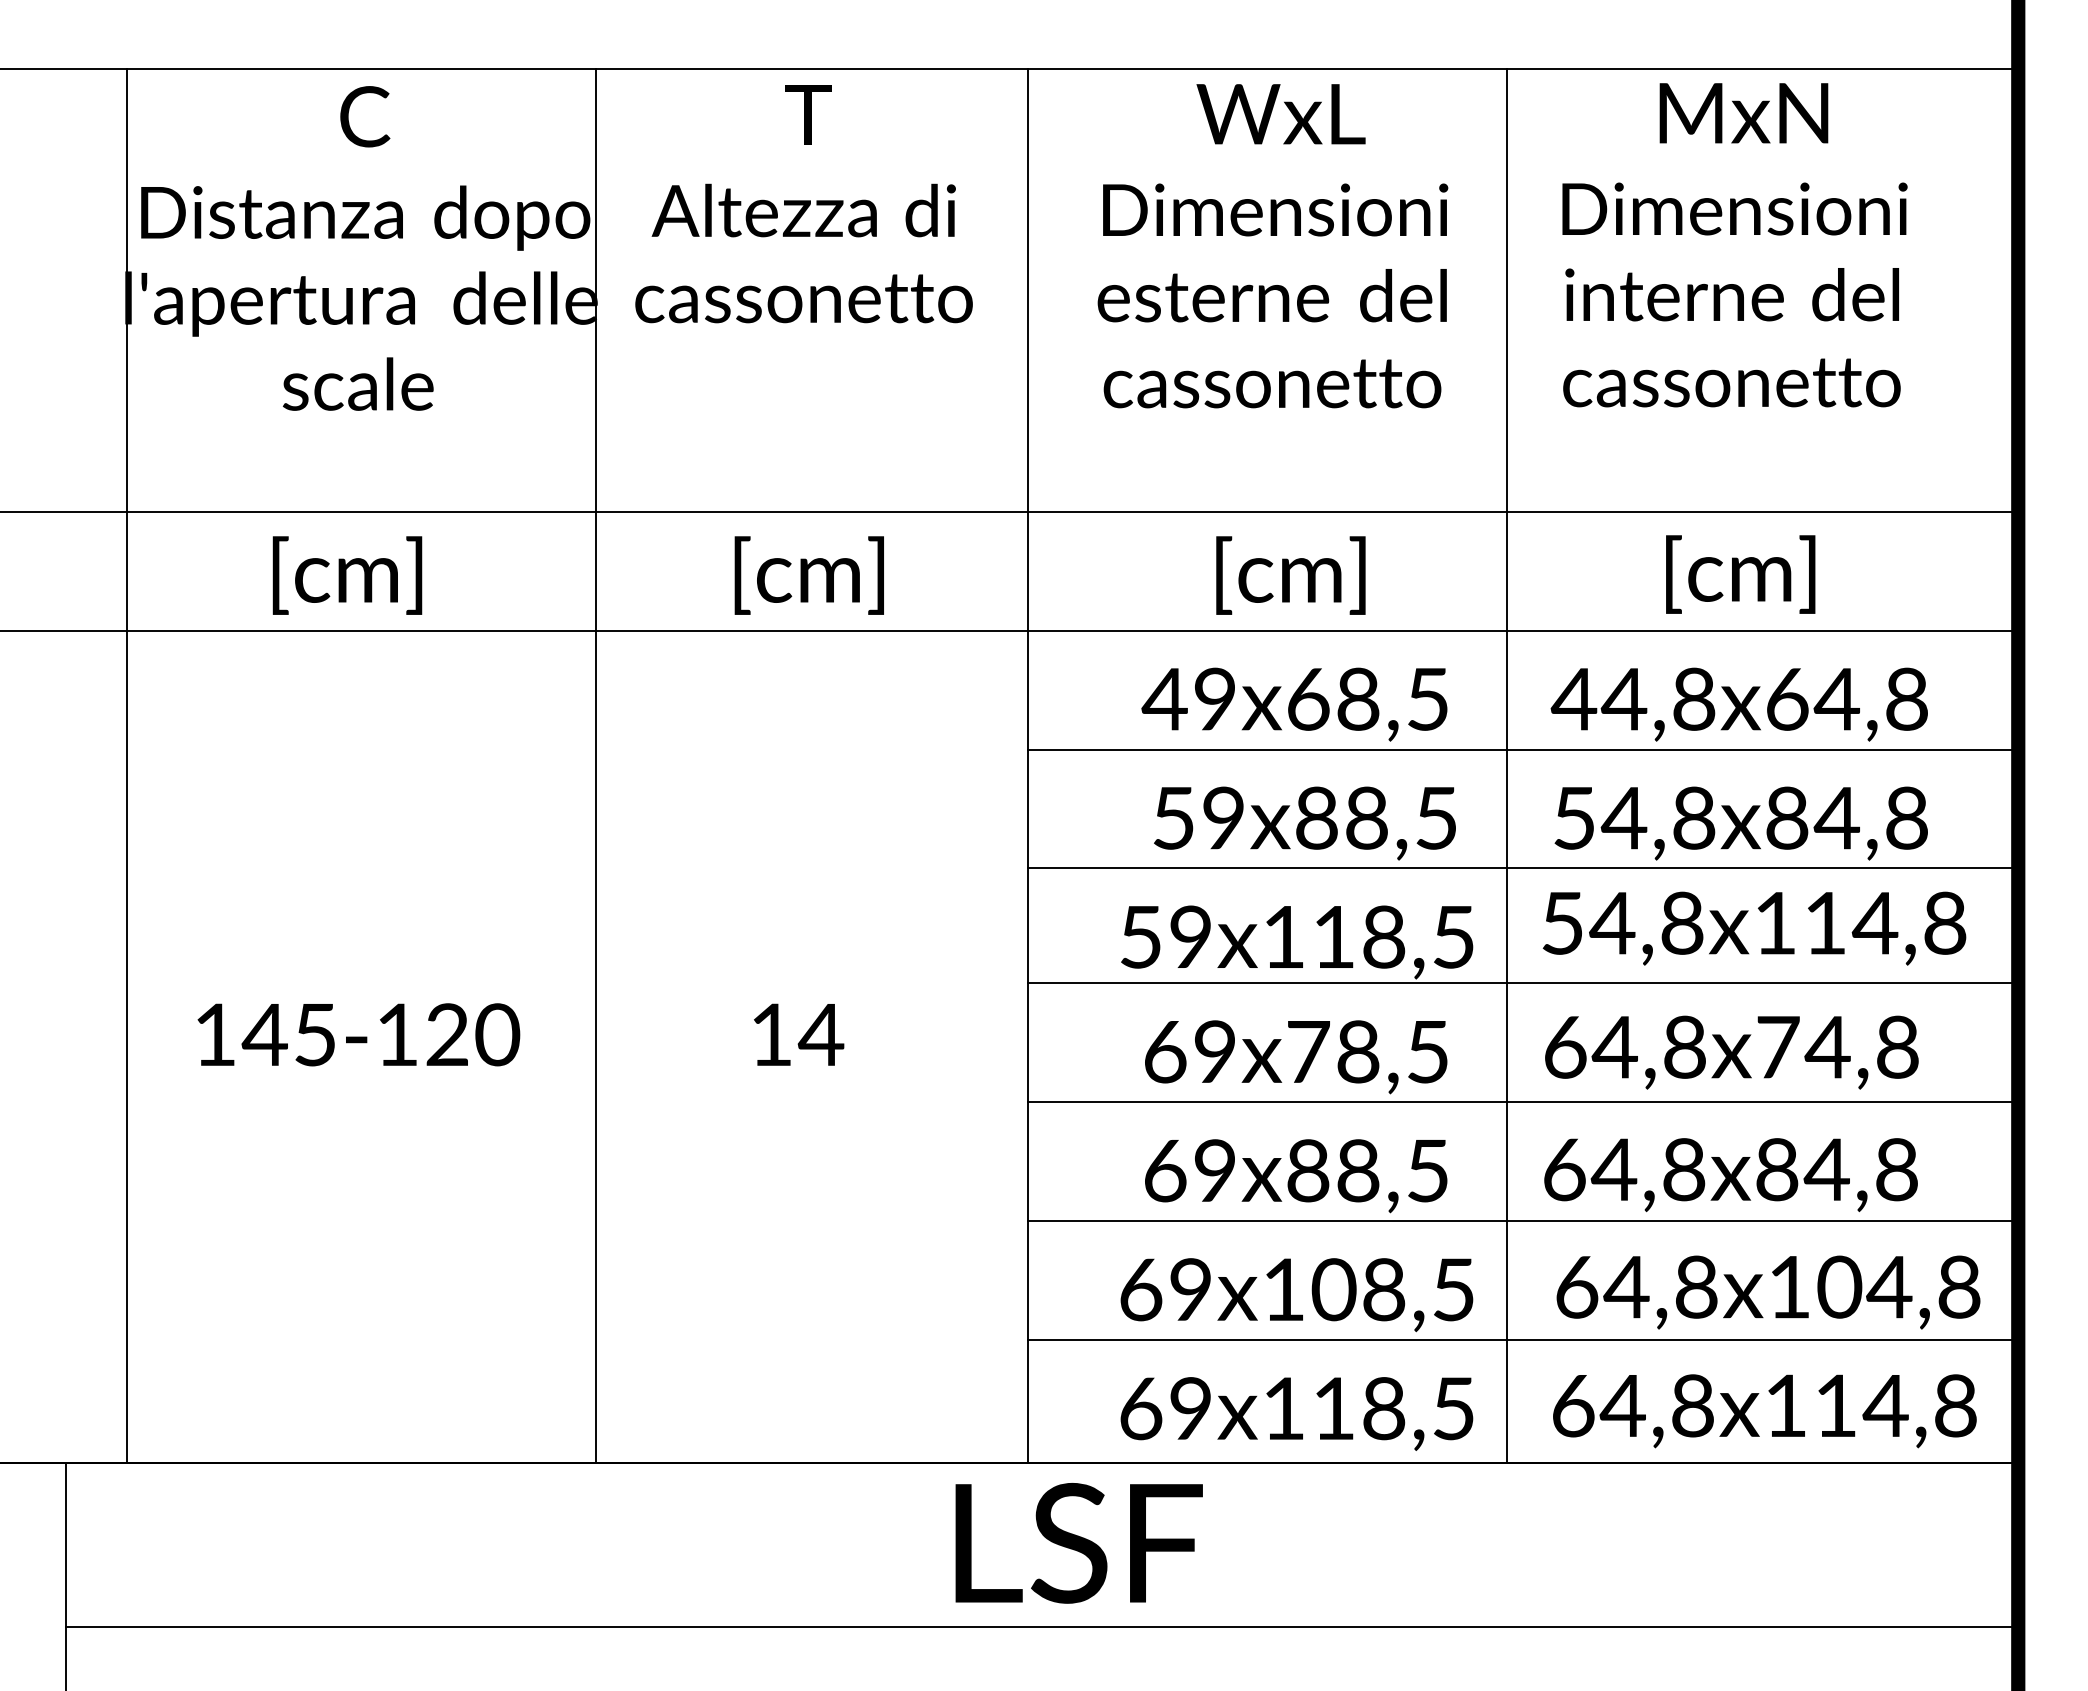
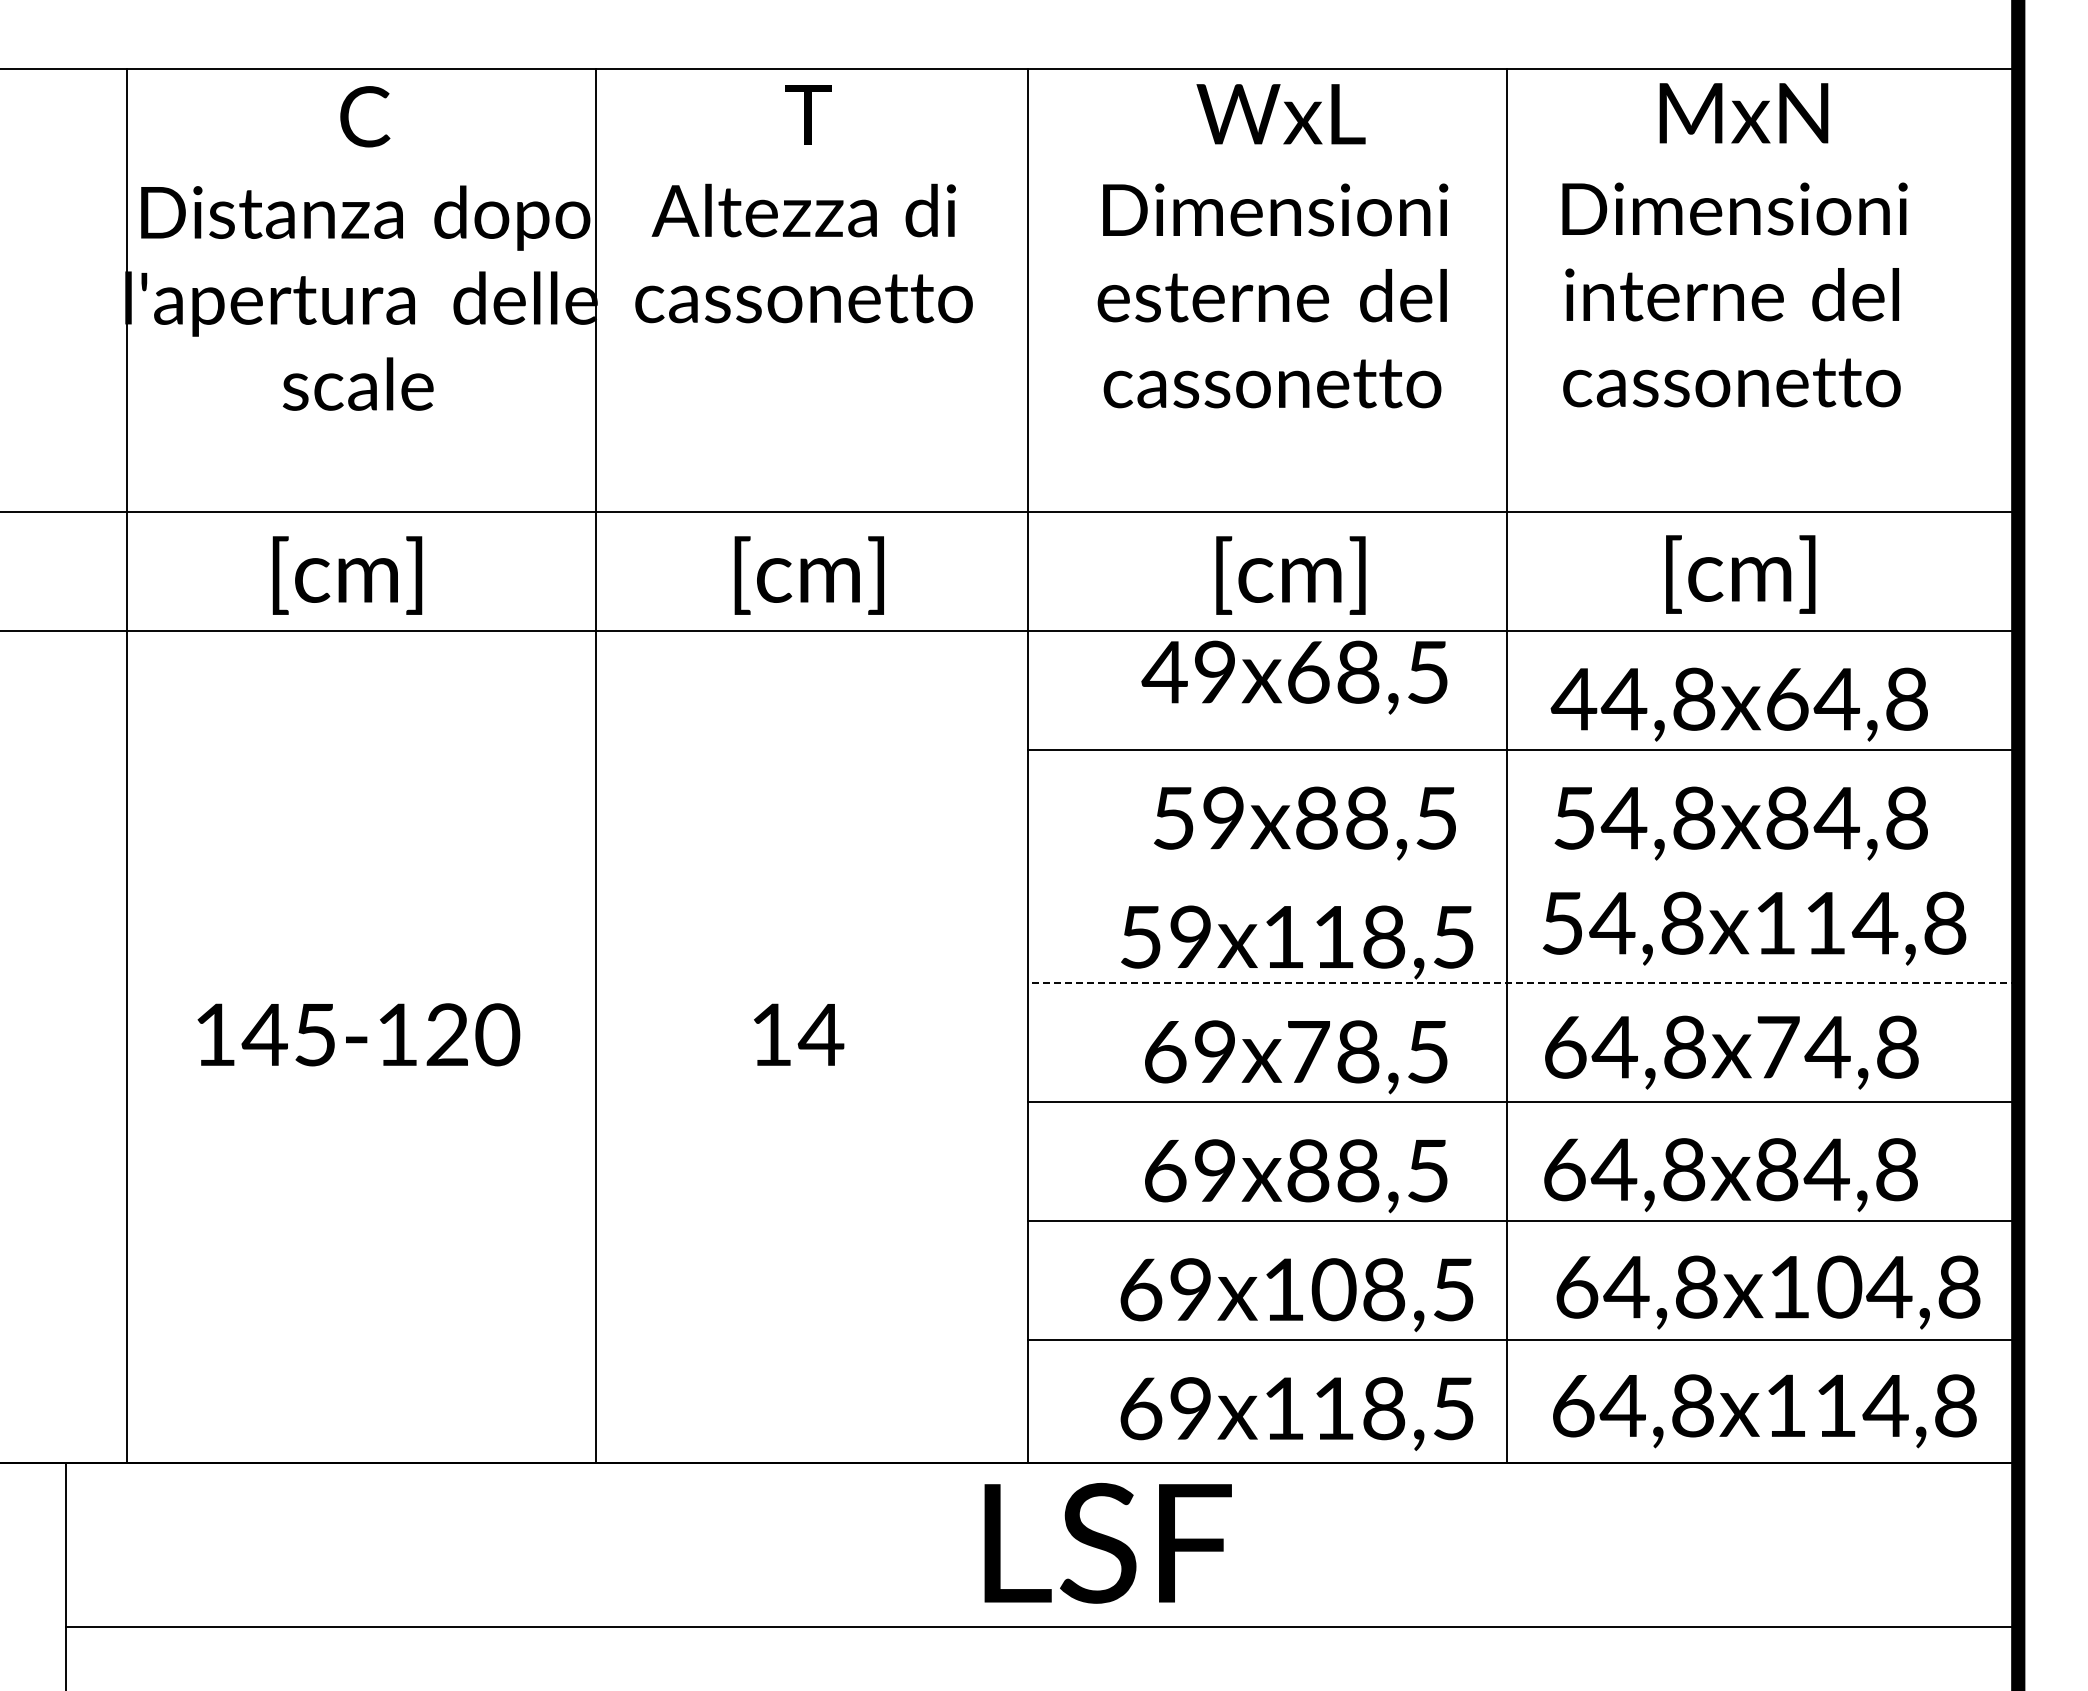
text position: (1294, 704) -> (1294, 677) (1294, 677)
line: present -> none (1522, 868)
line: solid -> dashed (1522, 983)
text position: (1078, 1543) -> (1107, 1543) (1107, 1543)
